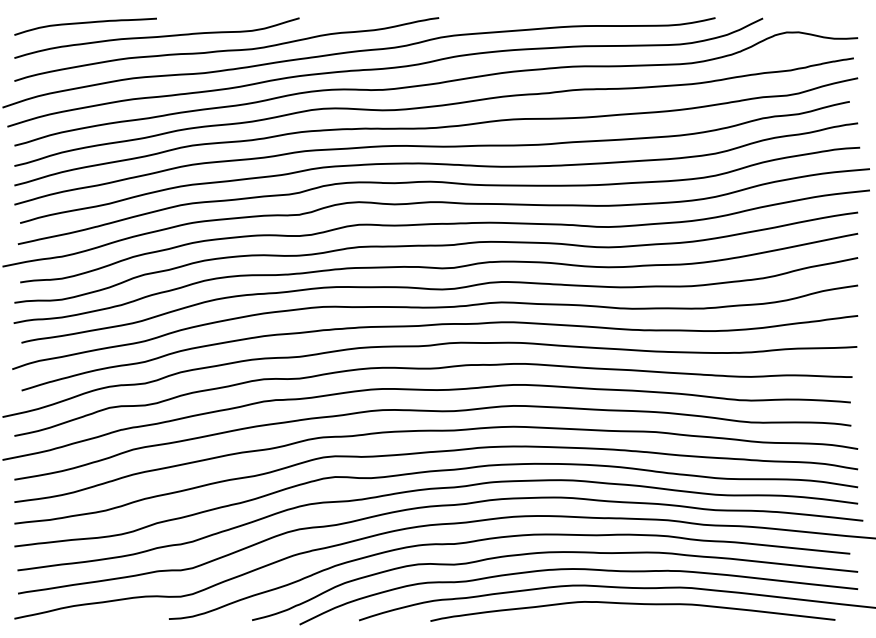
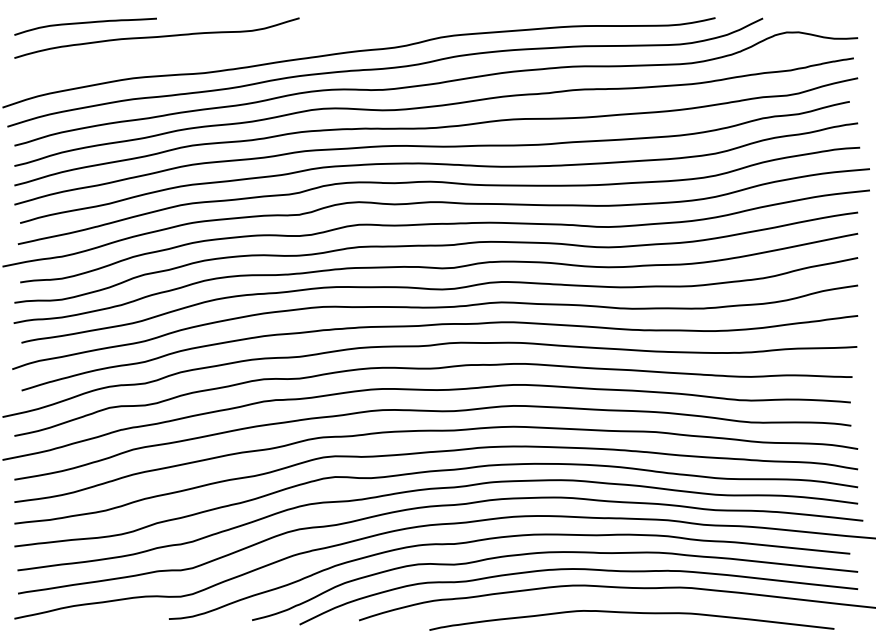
curve: present -> none (226, 49)
curve position: (632, 604) -> (631, 613) (631, 613)
